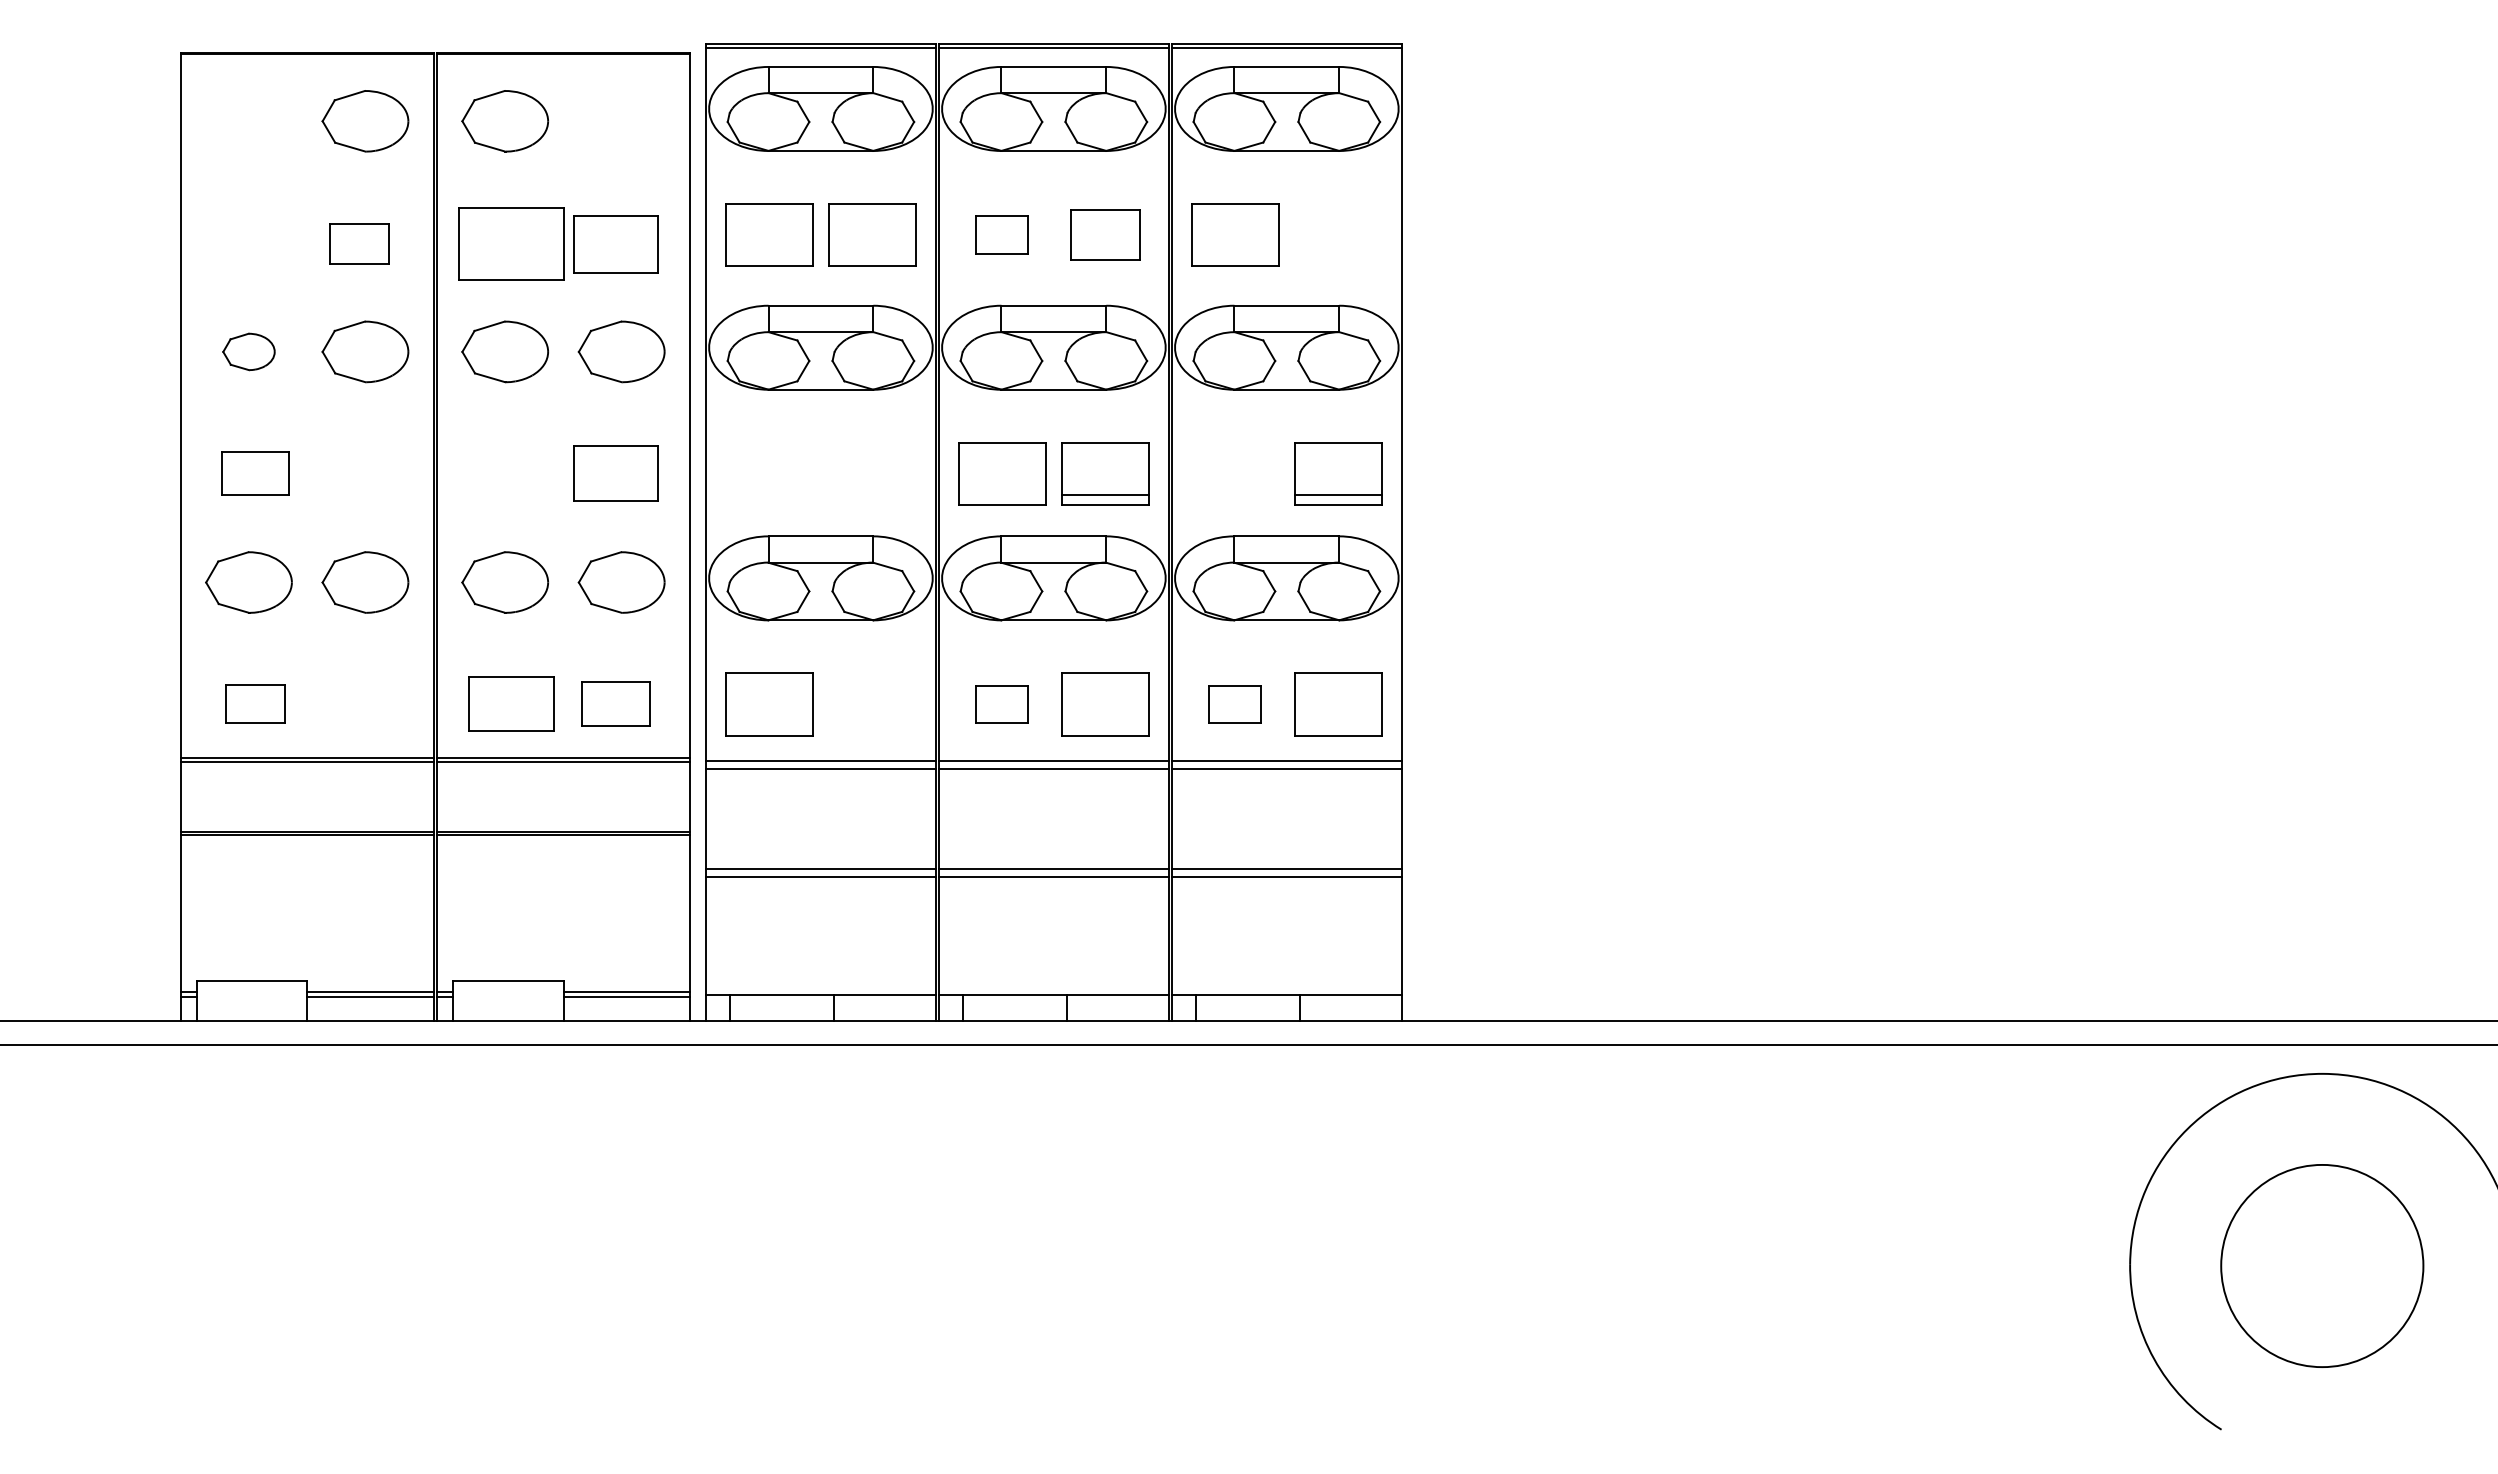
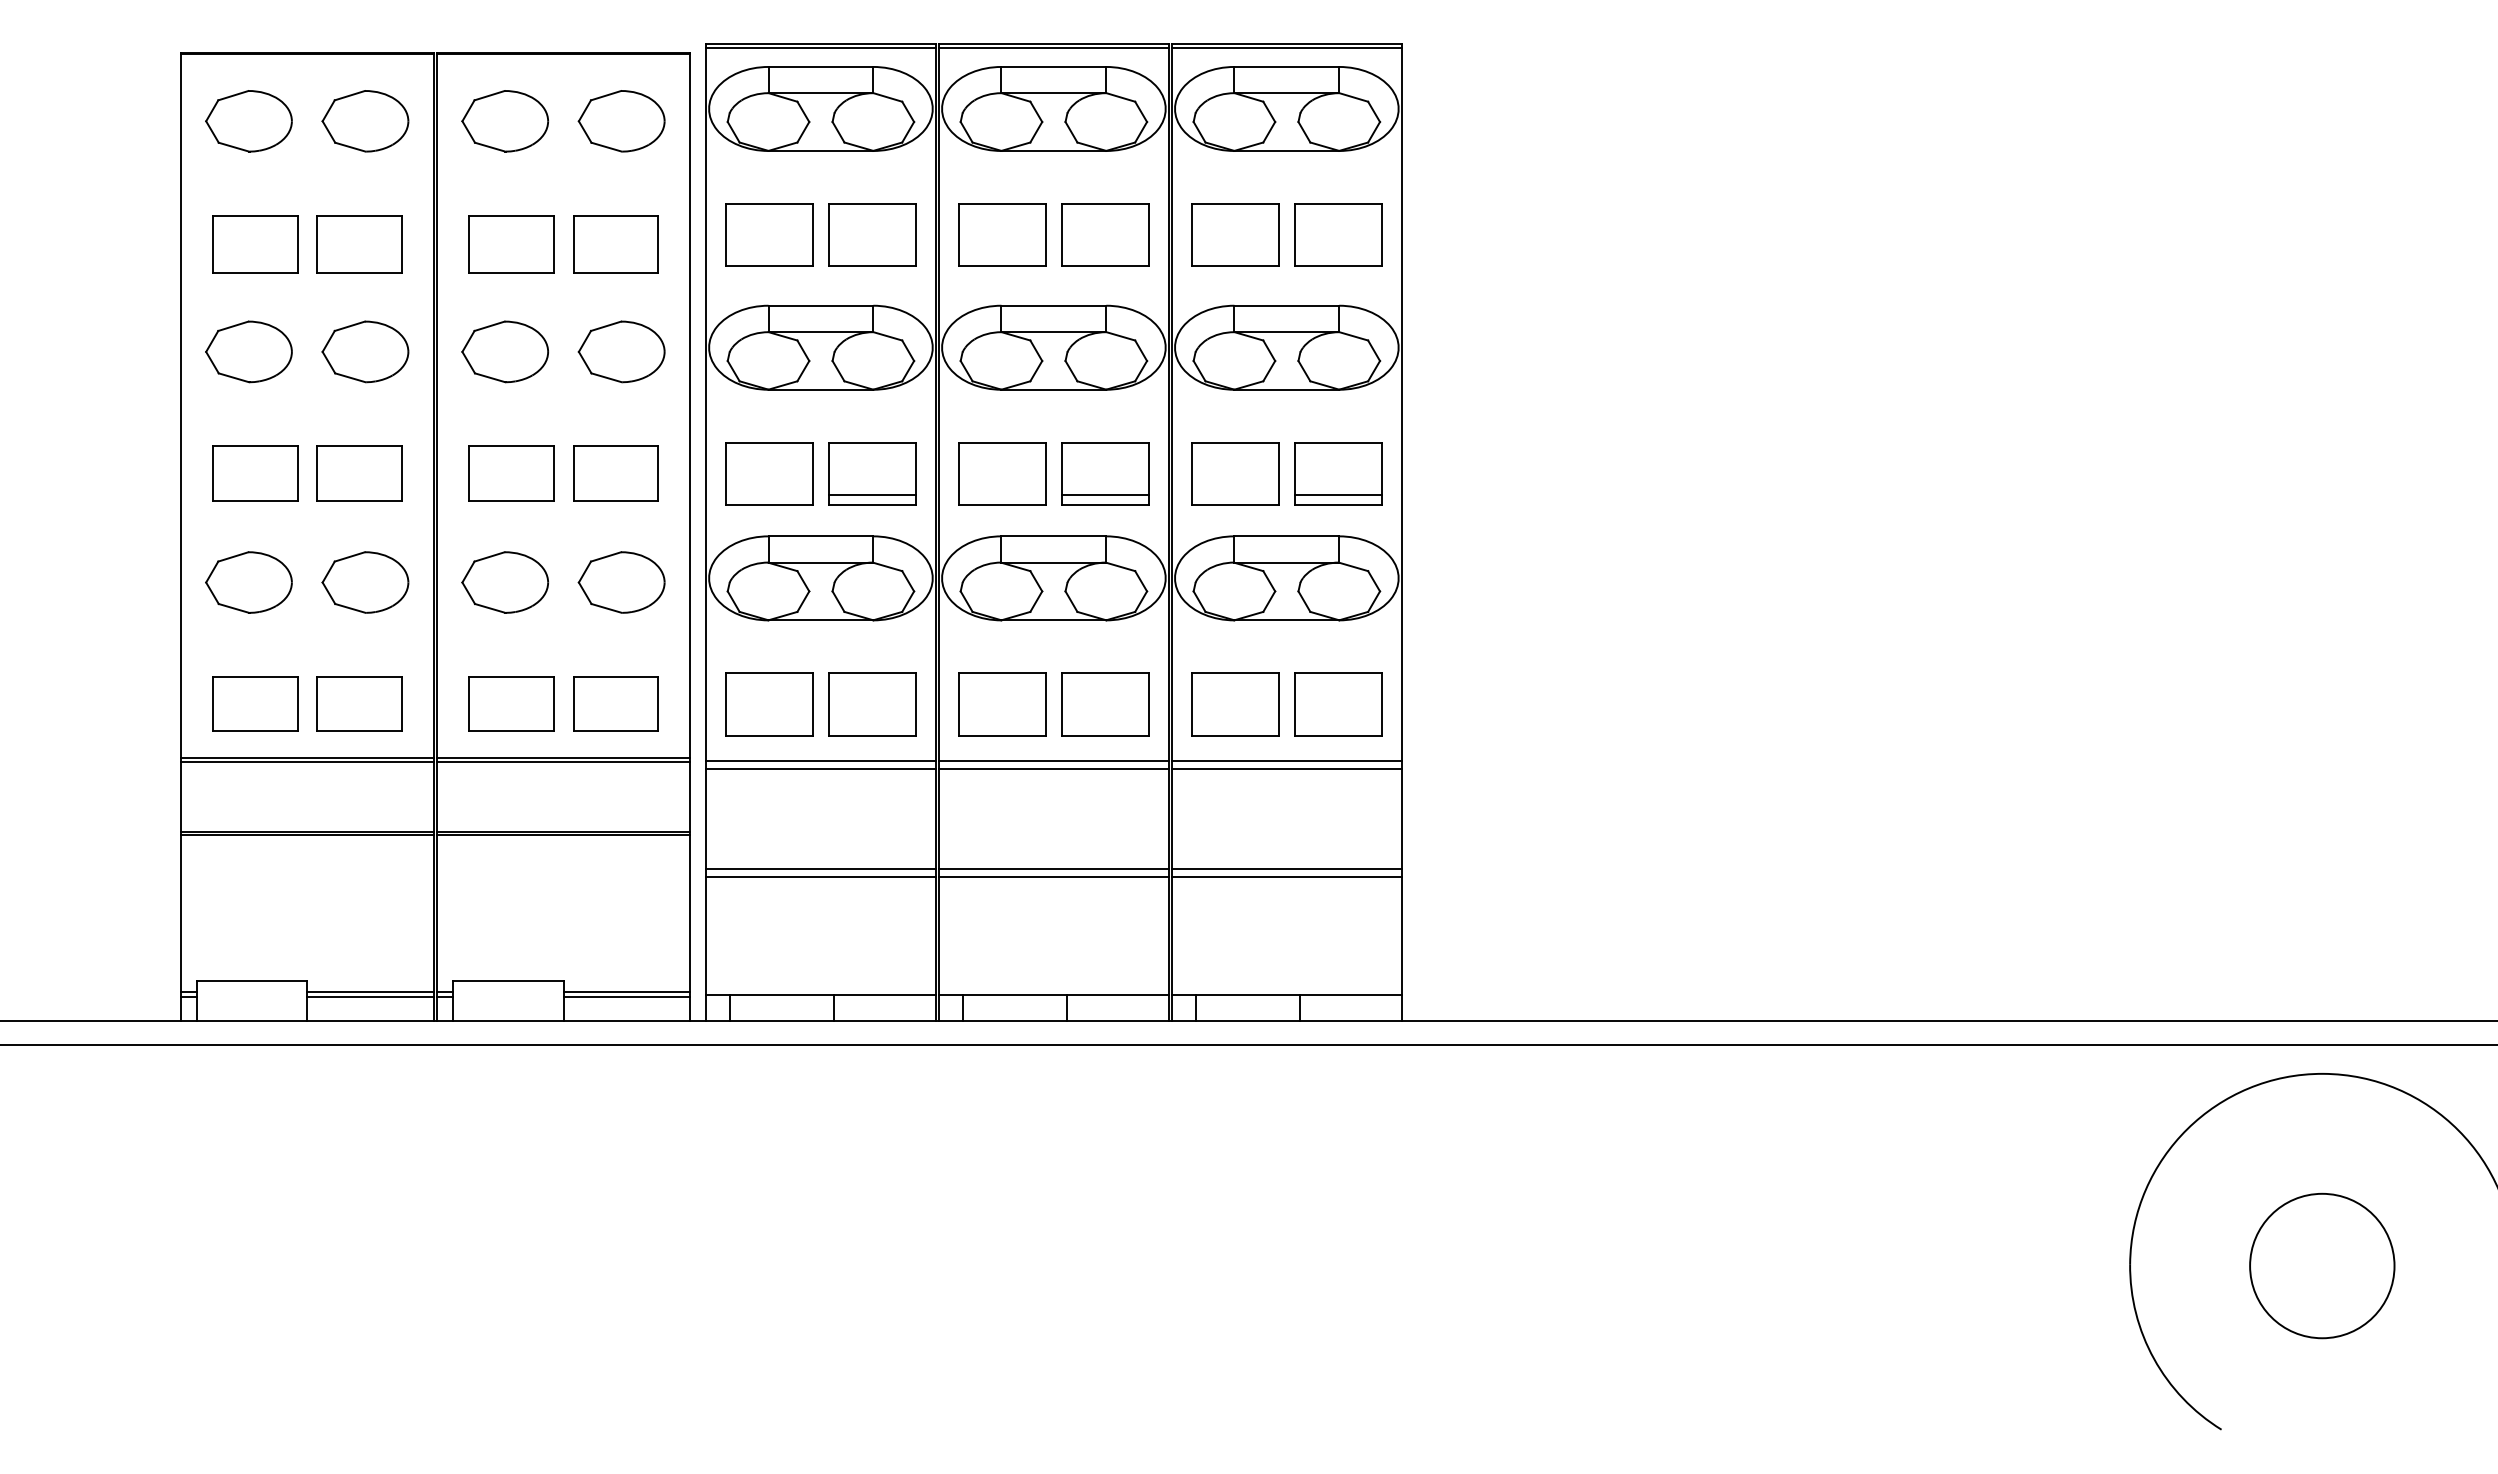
part: none -> present (248, 121)
part: none -> present (621, 121)
part size: 54x40 px -> 89x64 px (1002, 234)
part size: 71x52 px -> 89x64 px (1105, 234)
part: none -> present (1338, 234)
part size: 61x42 px -> 87x59 px (359, 244)
part size: 107x74 px -> 87x59 px (511, 244)
part: none -> present (255, 244)
part size: 54x40 px -> 88x64 px (248, 351)
part size: 69x45 px -> 87x57 px (255, 473)
part: none -> present (359, 473)
part: none -> present (511, 473)
part: none -> present (769, 473)
part: none -> present (872, 473)
part: none -> present (1235, 473)
part size: 61x40 px -> 87x56 px (255, 703)
part: none -> present (359, 703)
part size: 70x46 px -> 86x56 px (615, 703)
part: none -> present (872, 704)
part size: 54x39 px -> 89x65 px (1002, 704)
part size: 54x39 px -> 89x65 px (1235, 704)
circle diameter: 202 px -> 144 px (2322, 1265)
